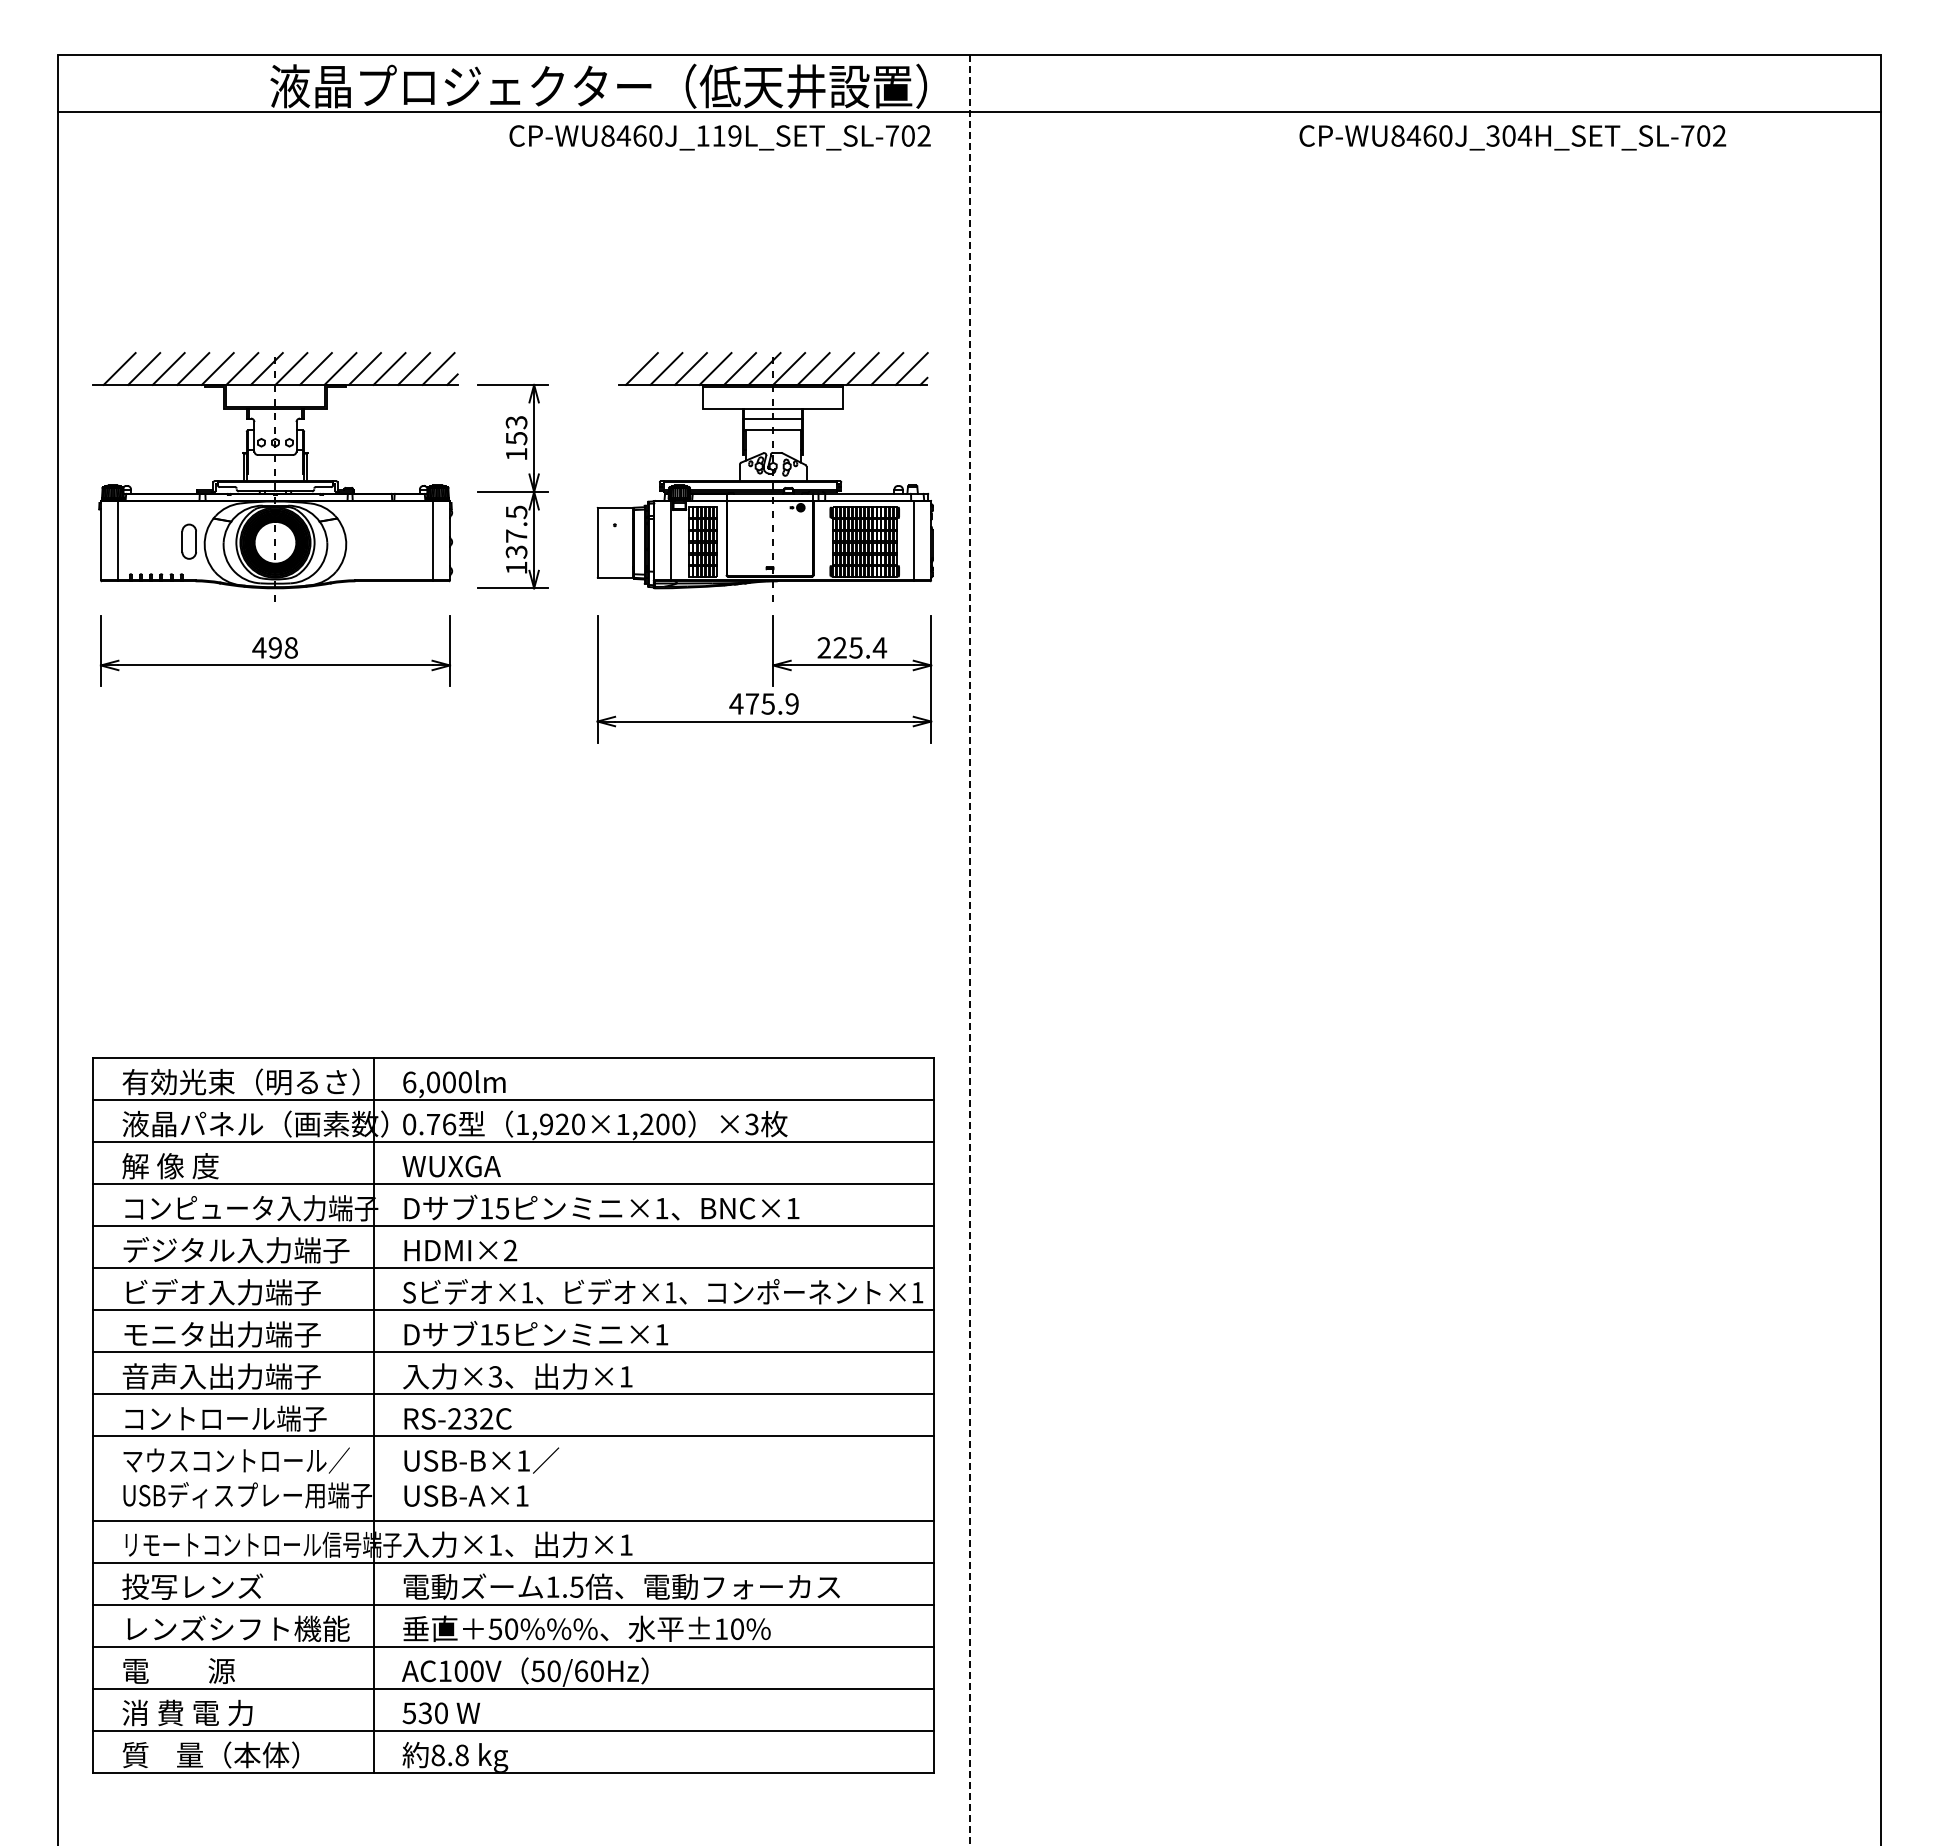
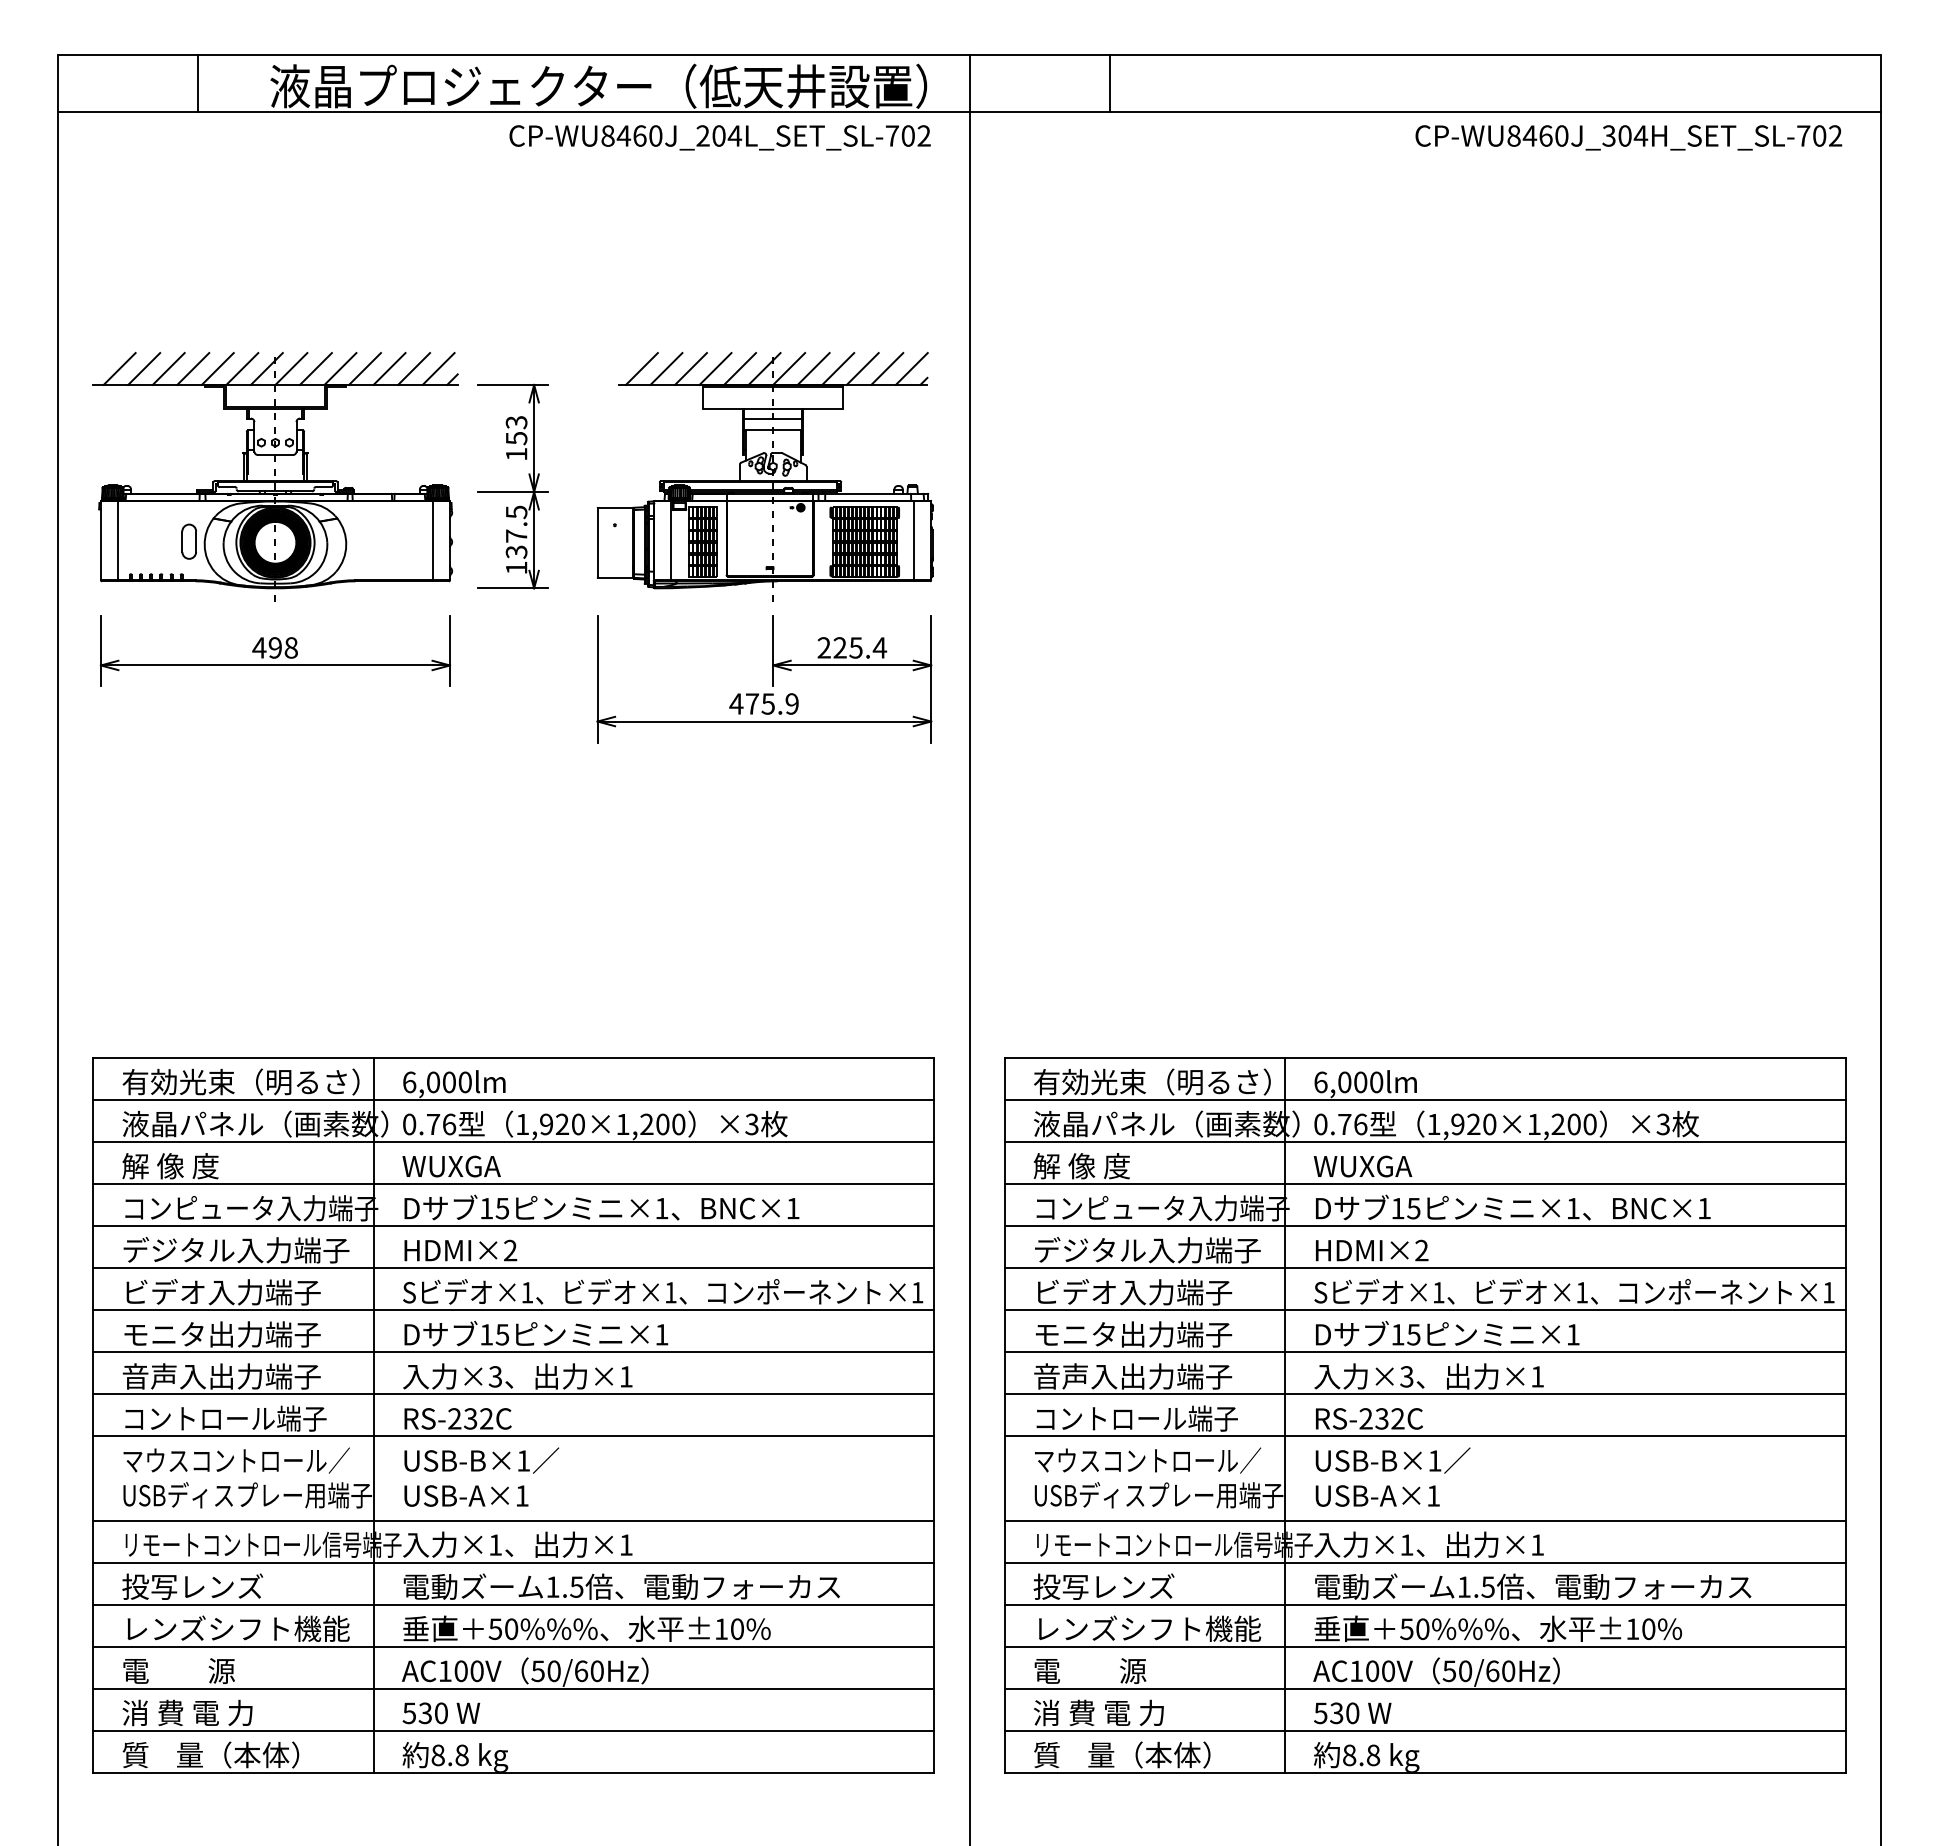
line: none -> present (198, 83)
line: none -> present (1109, 83)
text: CP-WU8460J_119L_SET_SL-702 -> CP-WU8460J_204L_SET_SL-702 (719, 135)
text position: (1512, 137) -> (1628, 137) (1628, 137)
line: dashed -> solid (969, 950)
part: none -> present (1425, 1415)
